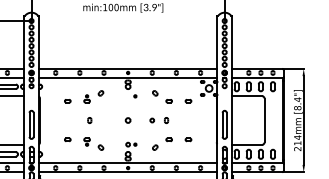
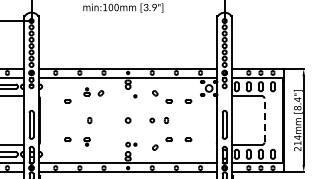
part position: (86, 98) -> (86, 91) (86, 91)
line: solid -> dashed (264, 120)
part: present -> none (100, 147)
